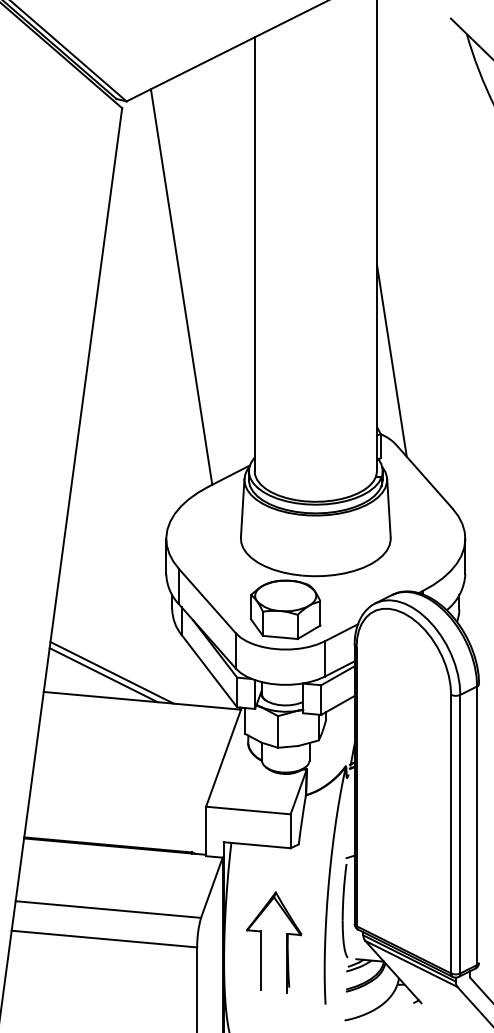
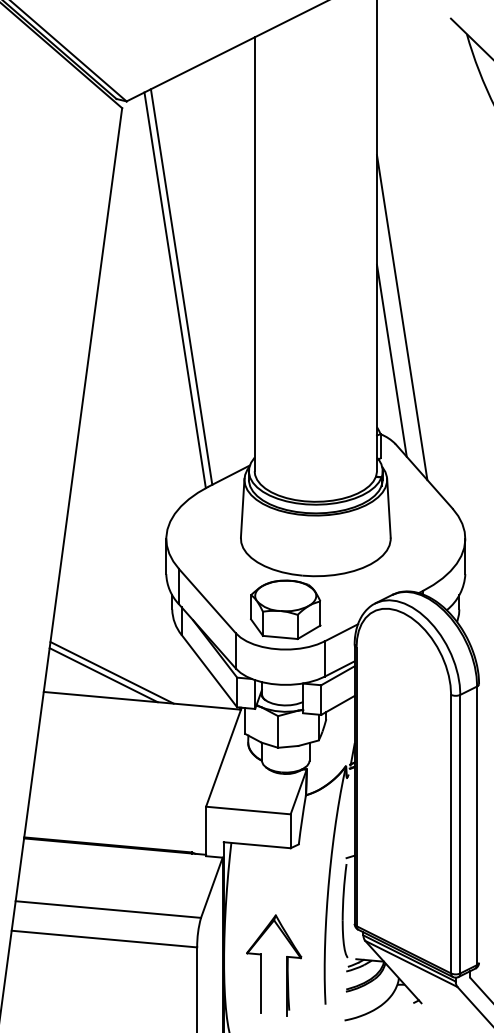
line: none -> present (174, 290)
line: none -> present (401, 317)
part position: (286, 942) -> (286, 965) (286, 965)
